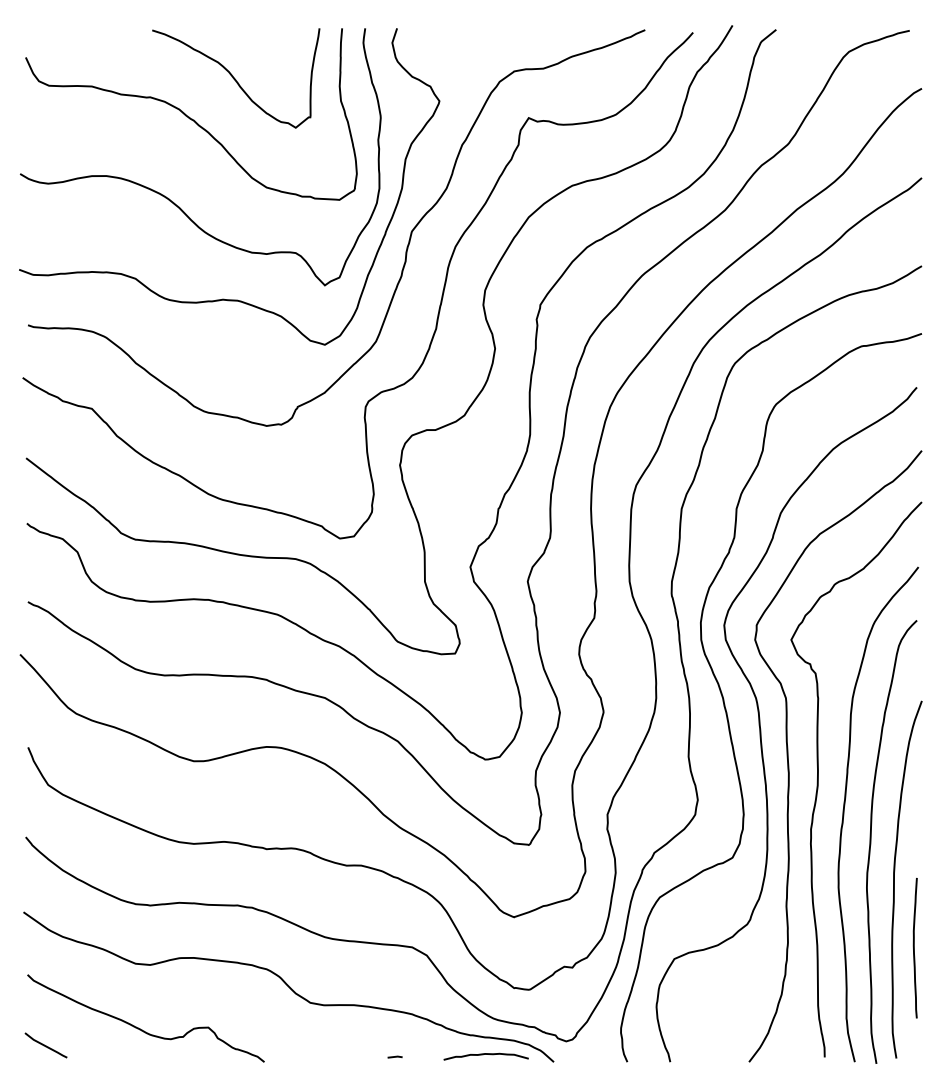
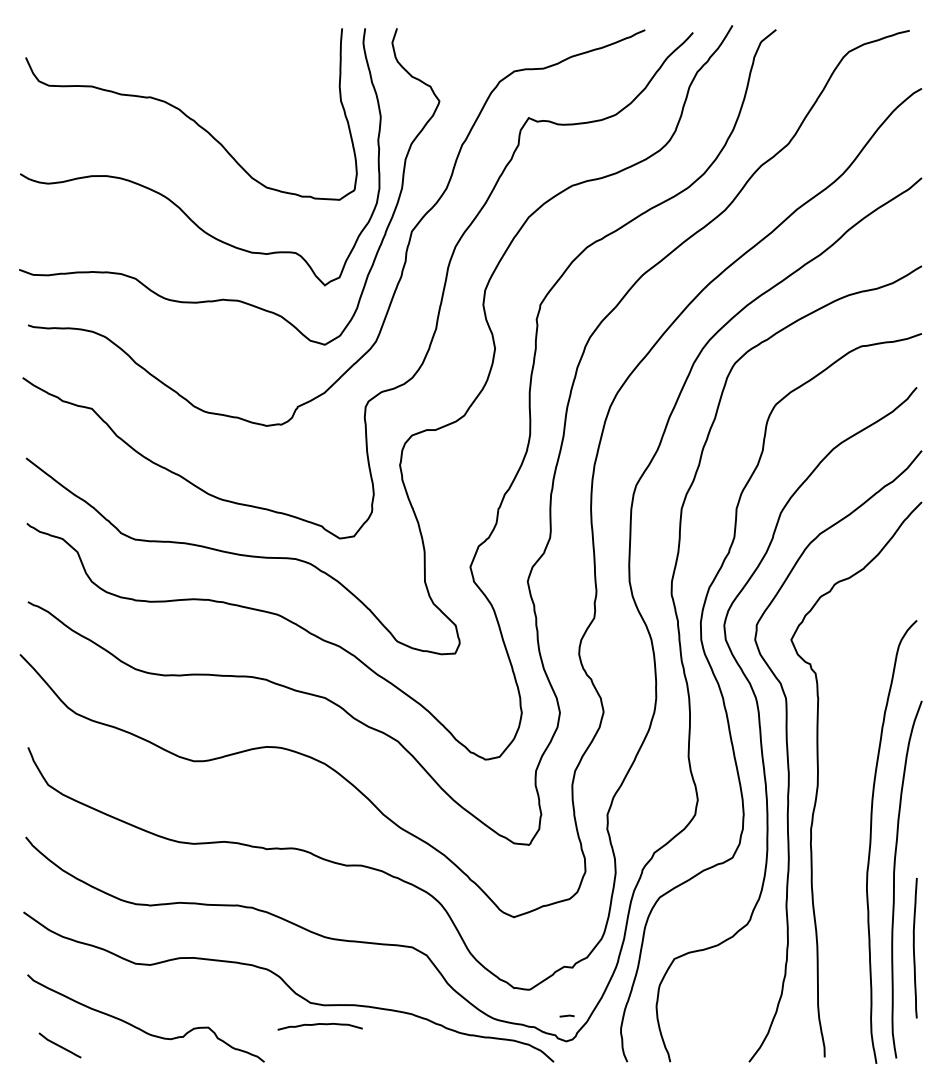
curve: present -> none (235, 78)
curve: present -> none (844, 814)
line position: (45, 1045) -> (59, 1045) (59, 1045)
curve position: (485, 1054) -> (319, 1024) (319, 1024)
line position: (394, 1056) -> (566, 1015) (566, 1015)
